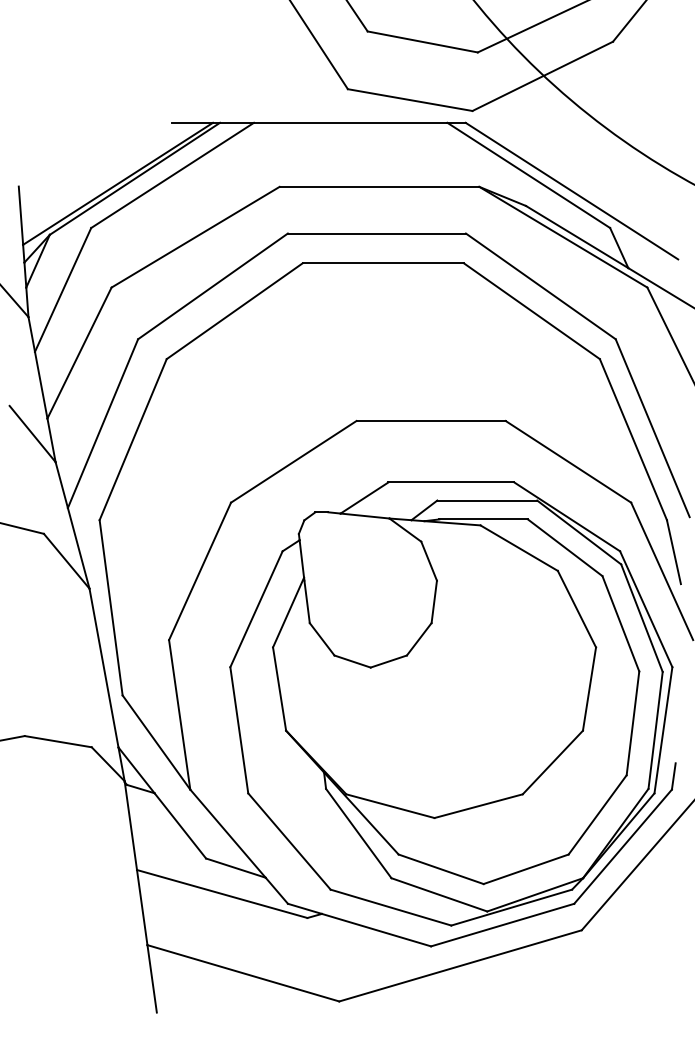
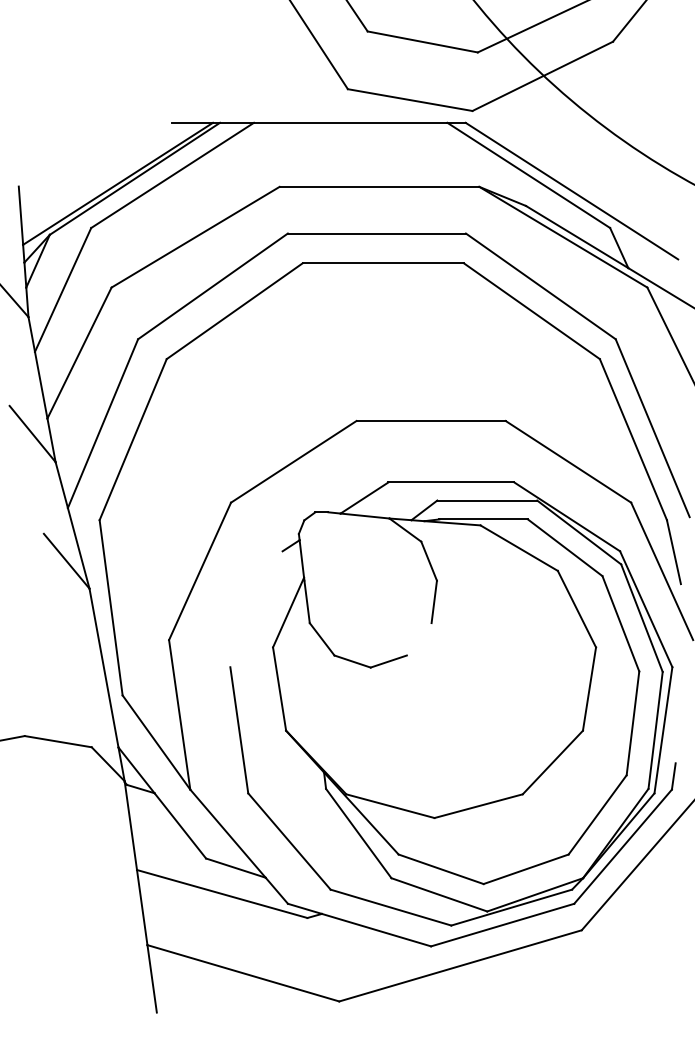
line: present -> none (22, 528)
line: present -> none (256, 609)
line: present -> none (418, 639)
